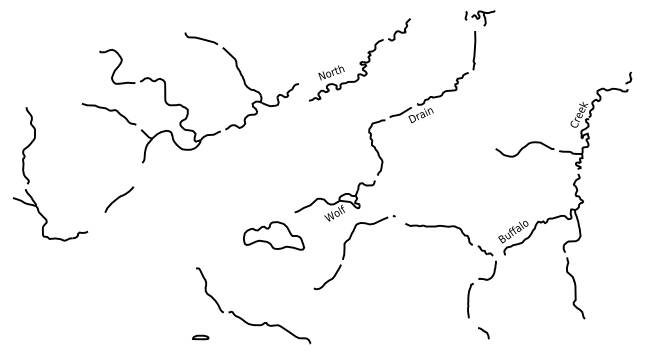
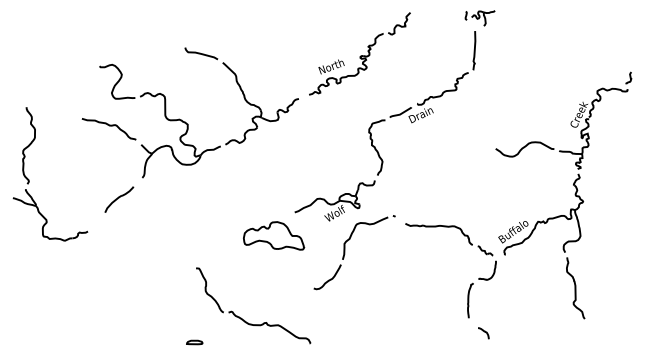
part position: (359, 59) -> (359, 53) (359, 53)
part position: (185, 106) -> (185, 121) (185, 121)
part position: (200, 337) -> (194, 342) (194, 342)
